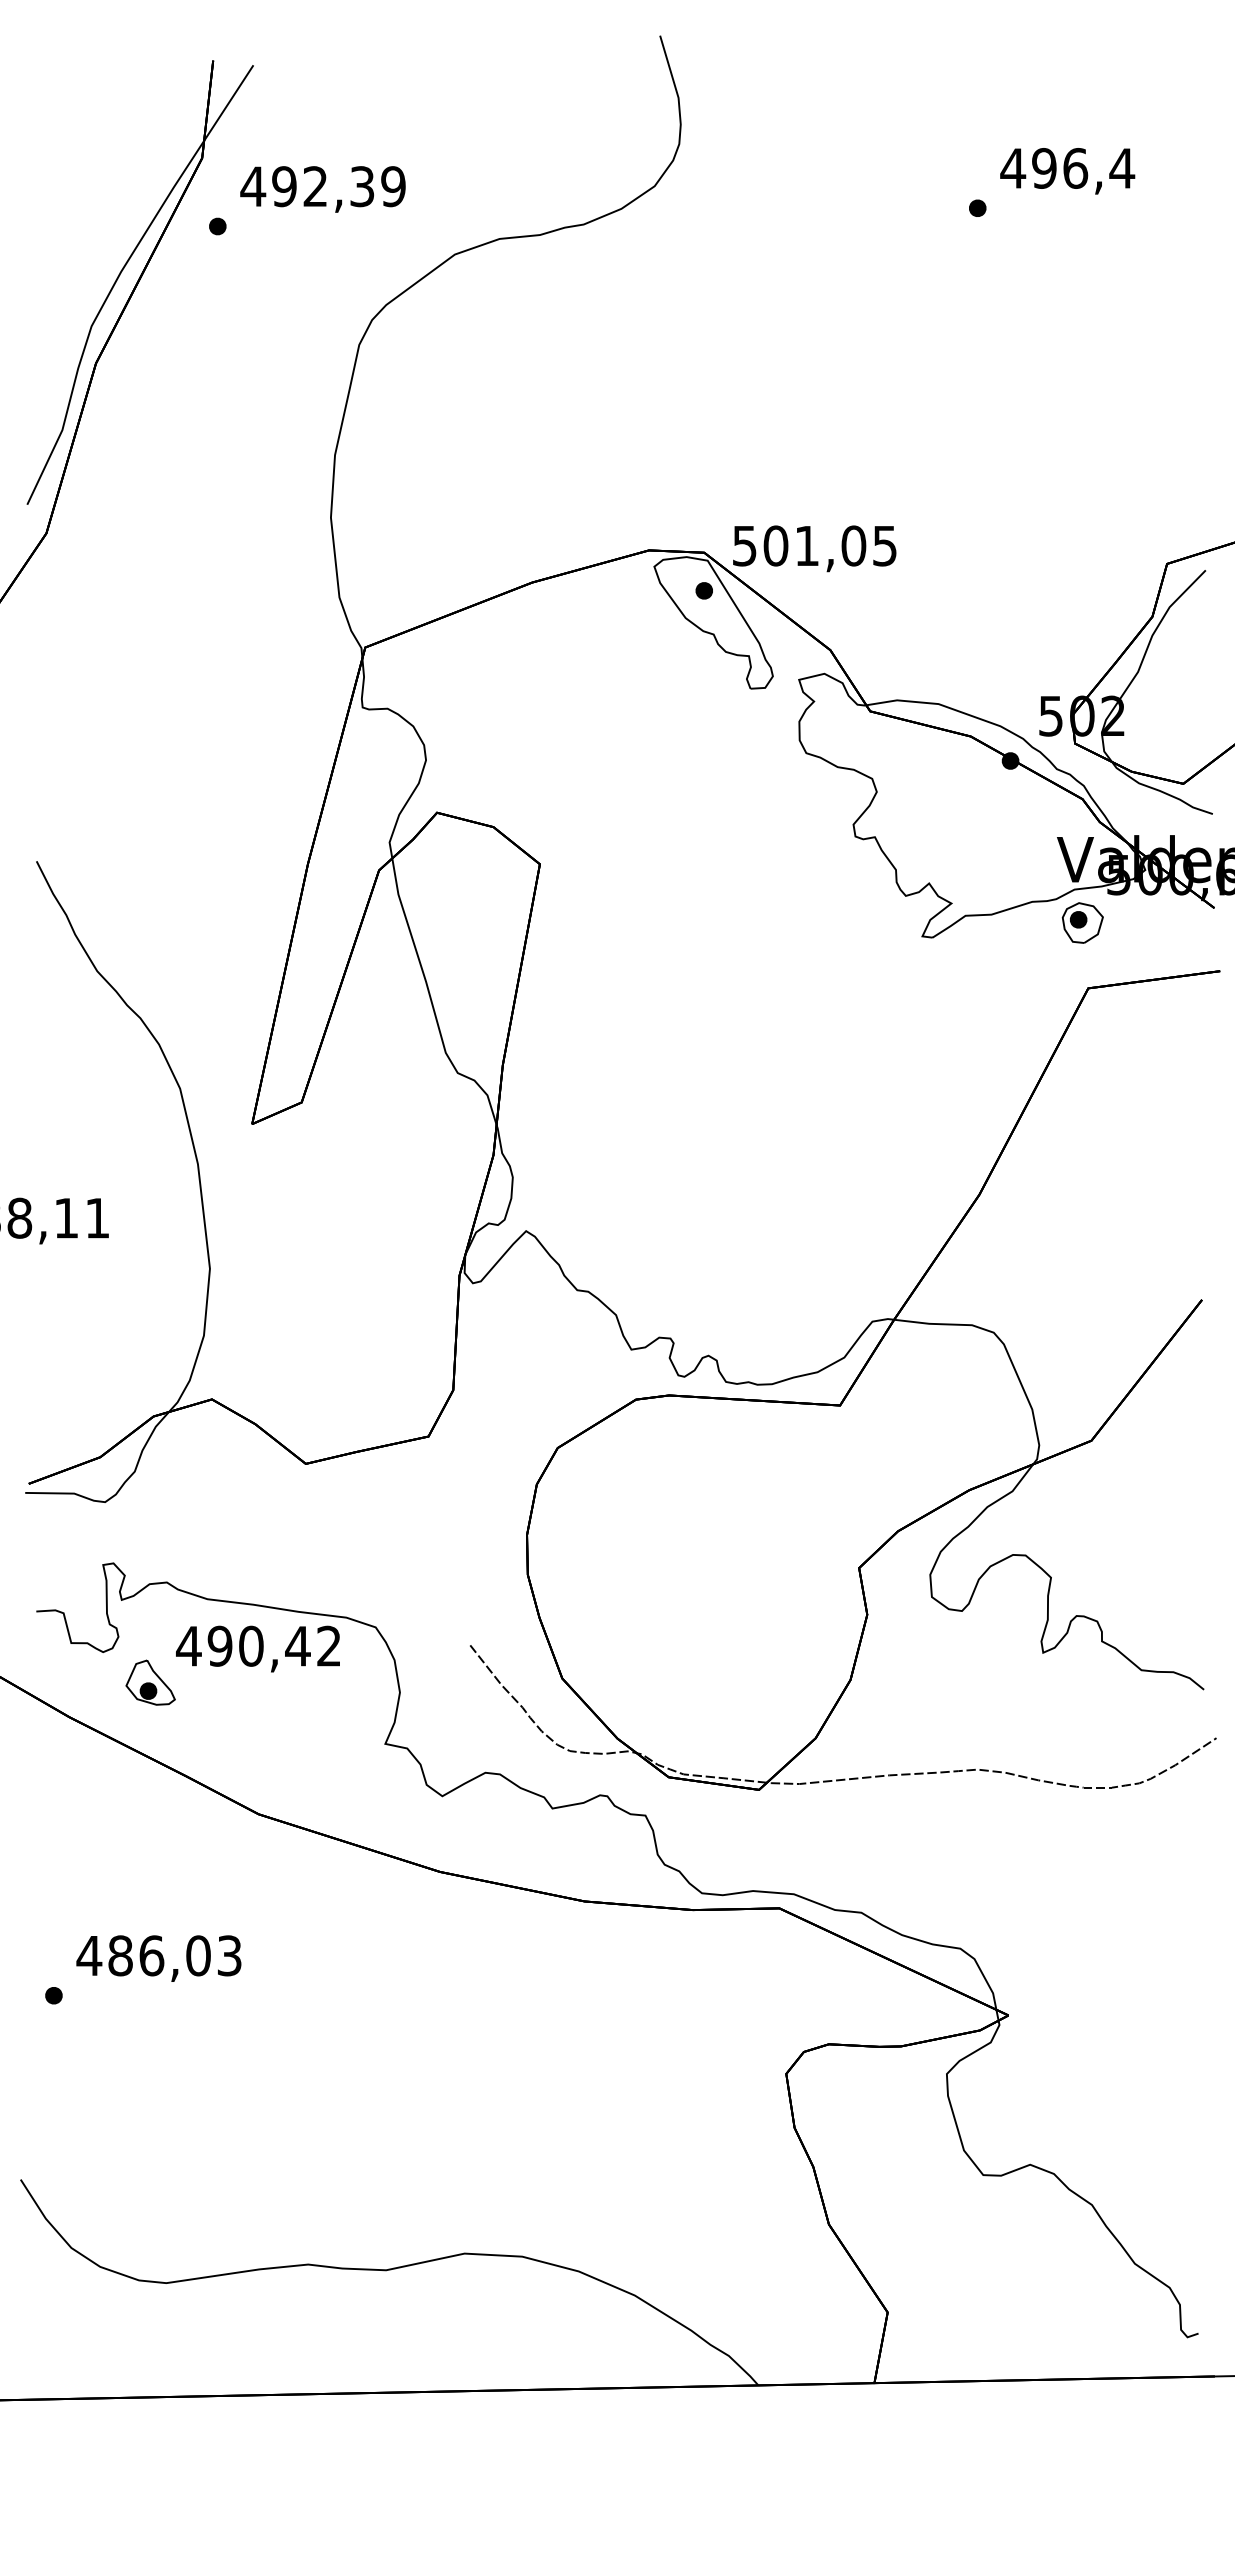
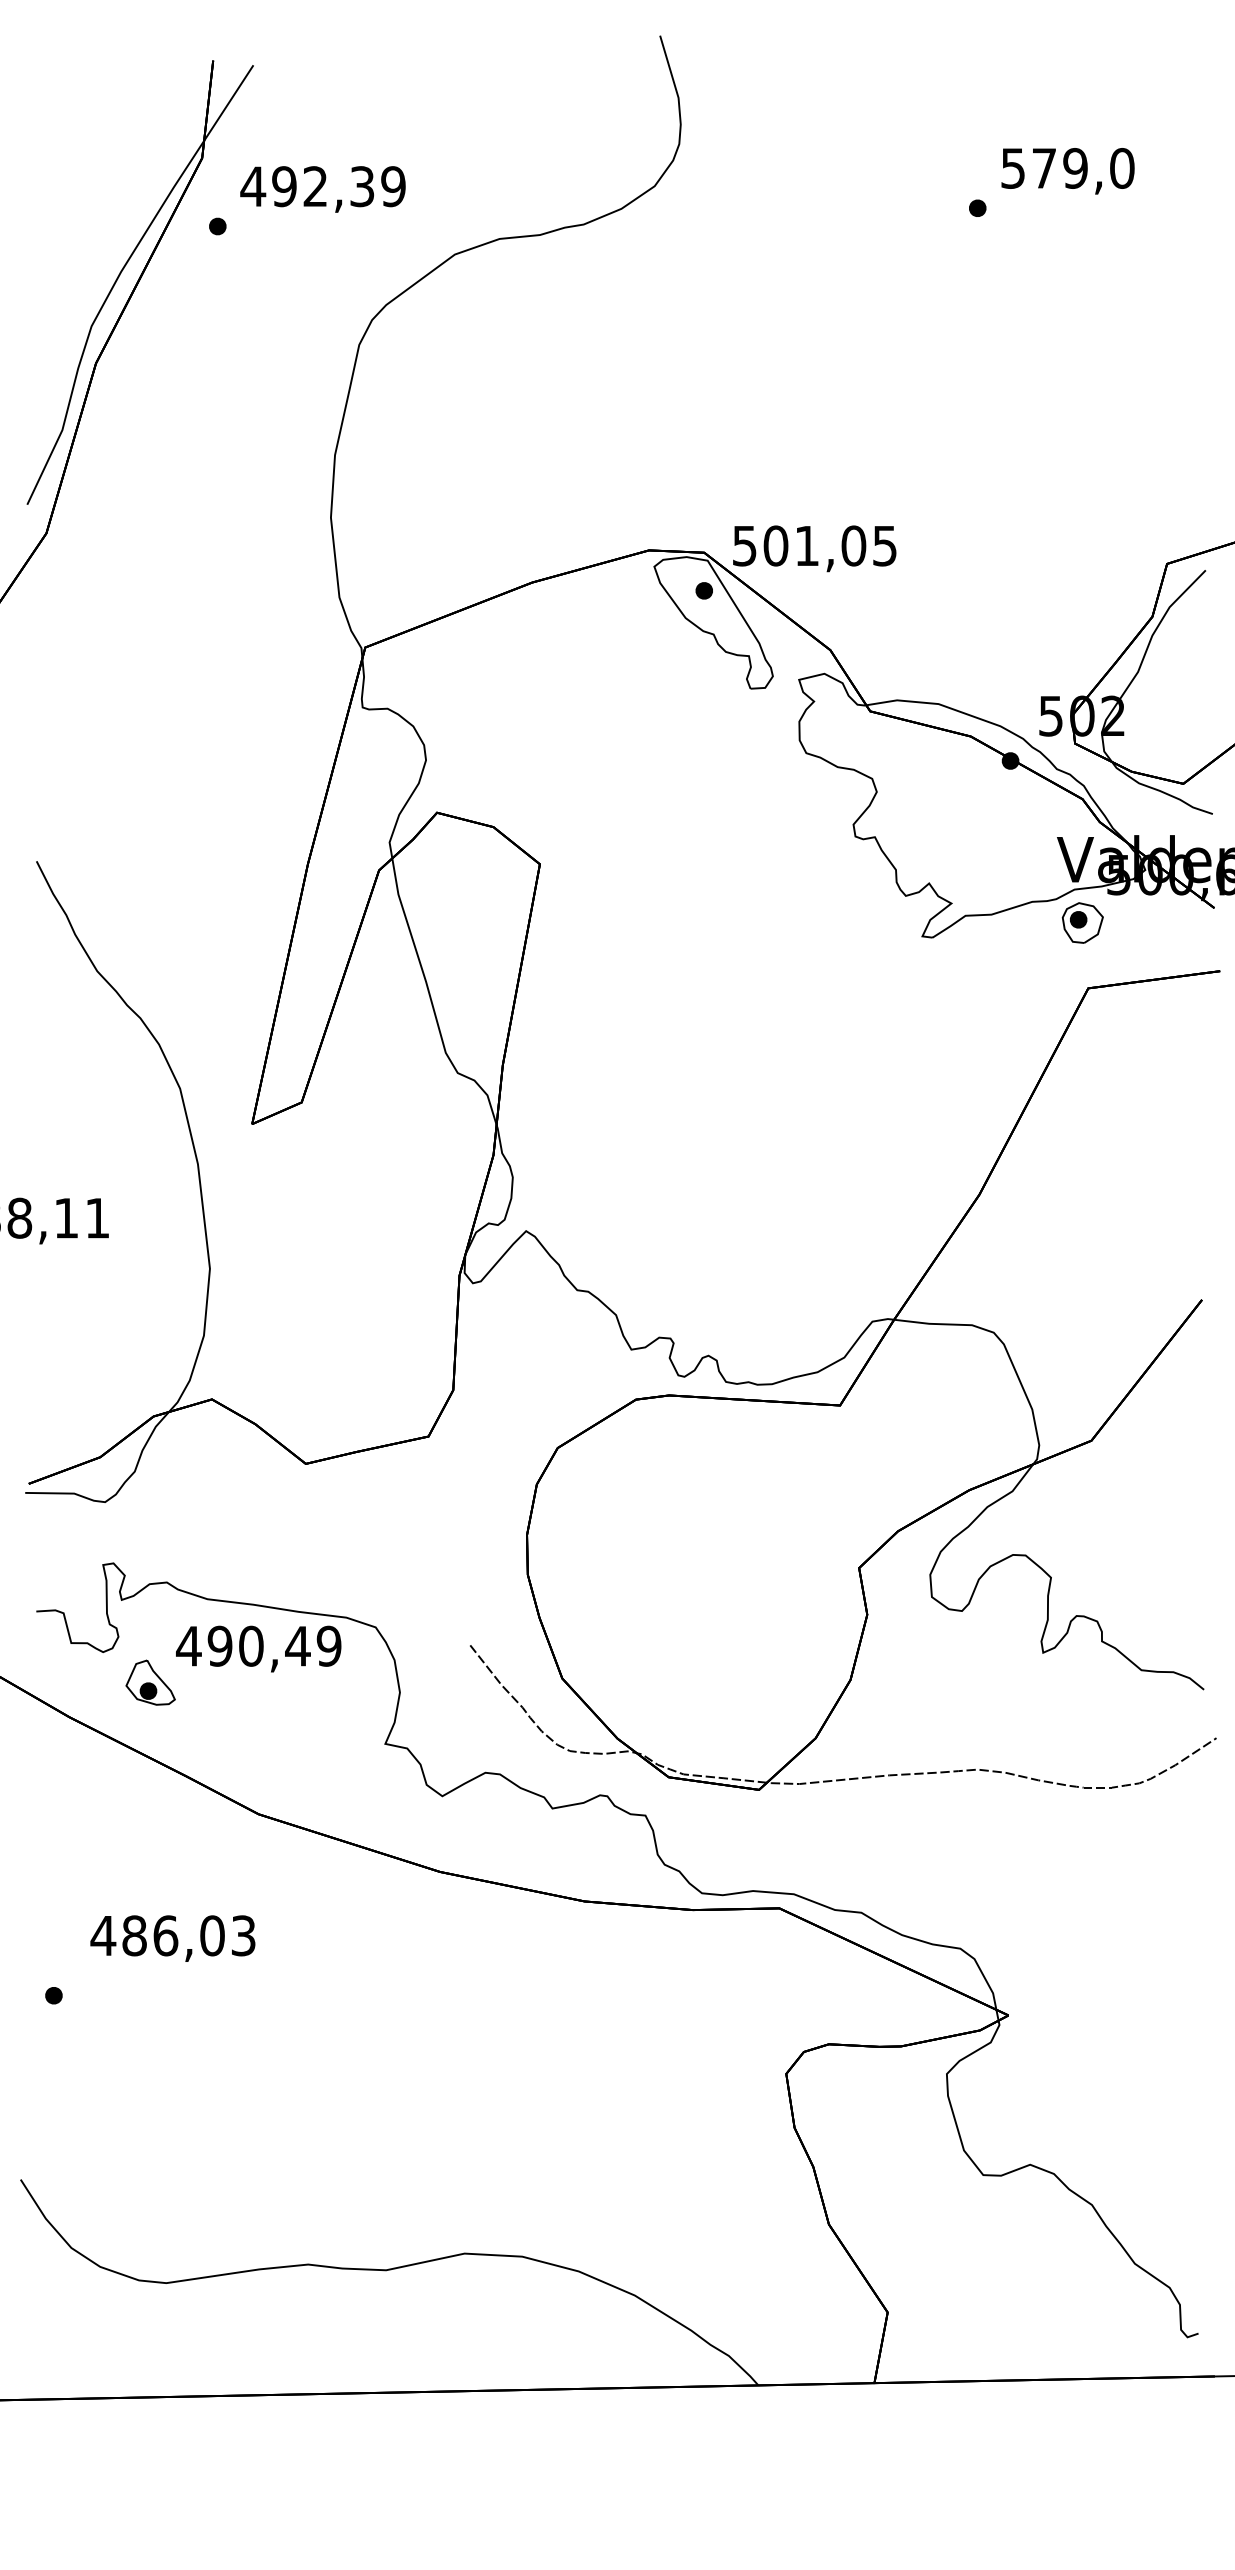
text: 496,4 -> 579,0 (1067, 168)
text: 490,42 -> 490,49 (328, 1645)
text position: (158, 1958) -> (172, 1938) (172, 1938)
